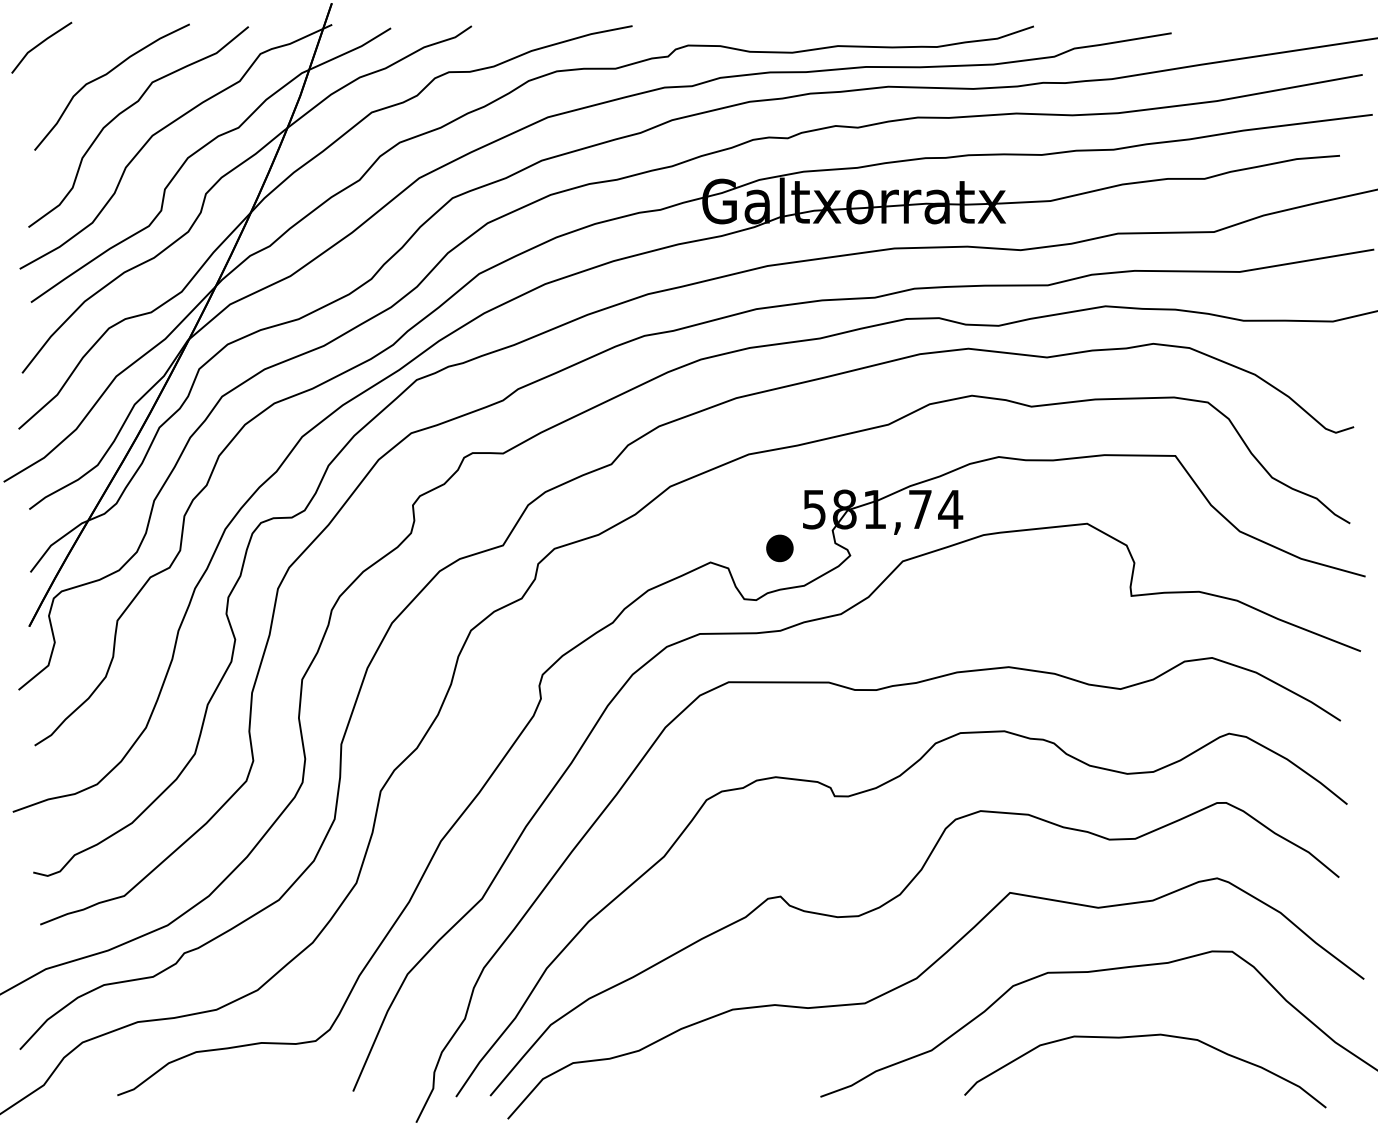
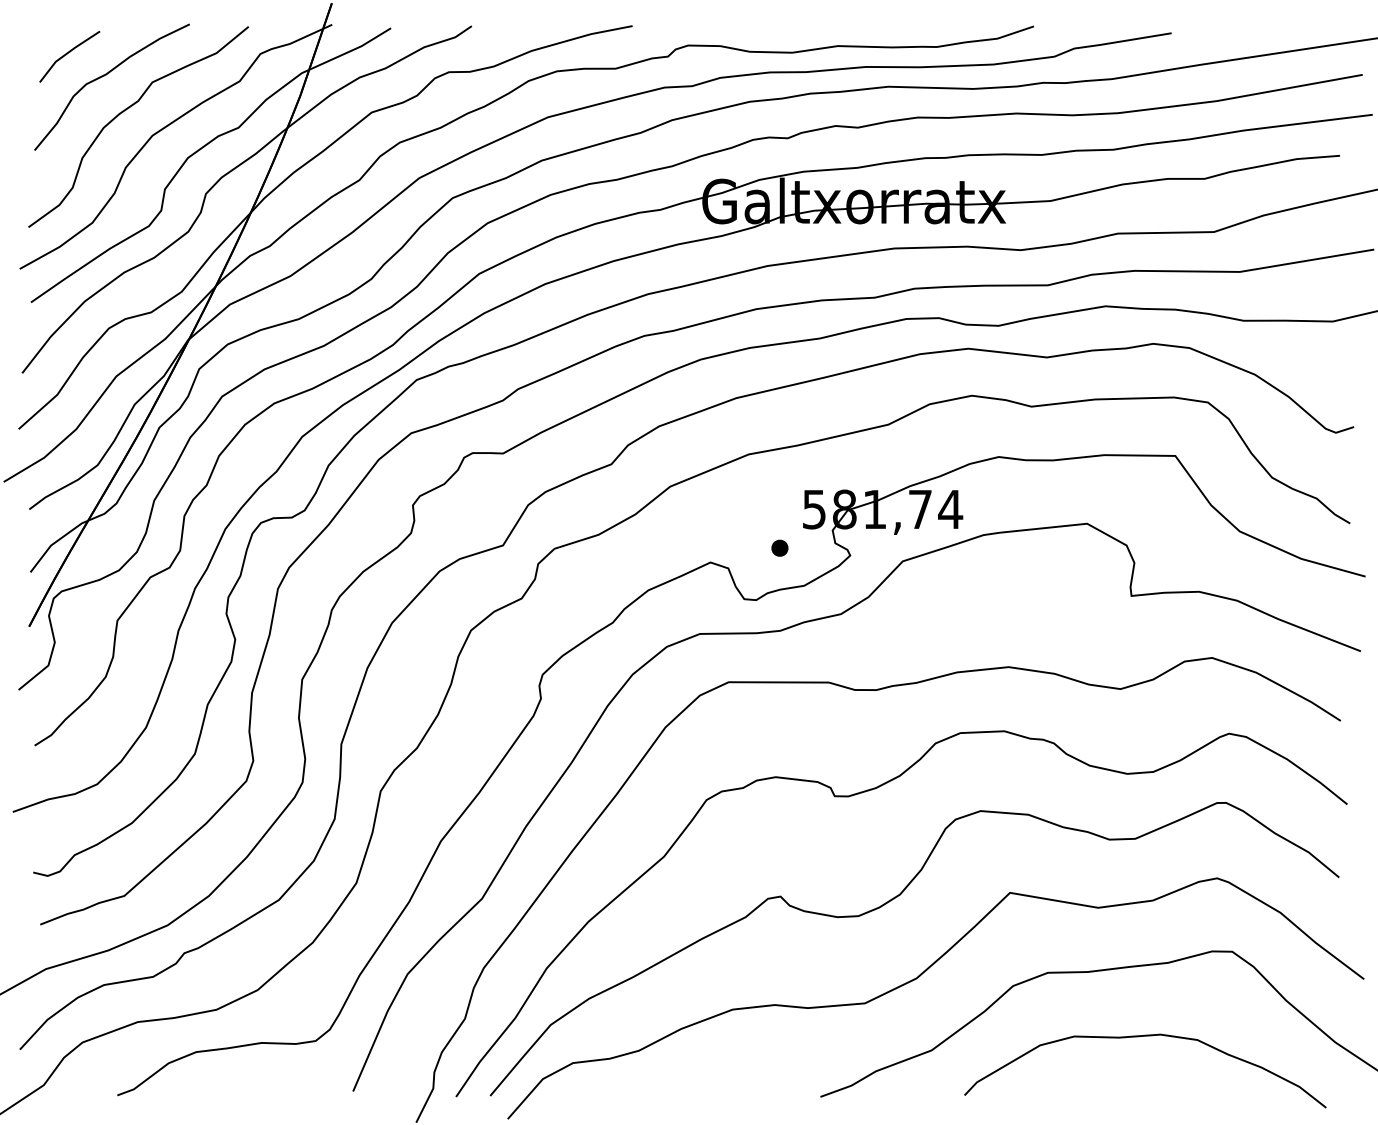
line position: (39, 45) -> (67, 54) (67, 54)
part size: 28x29 px -> 18x18 px (779, 547)
